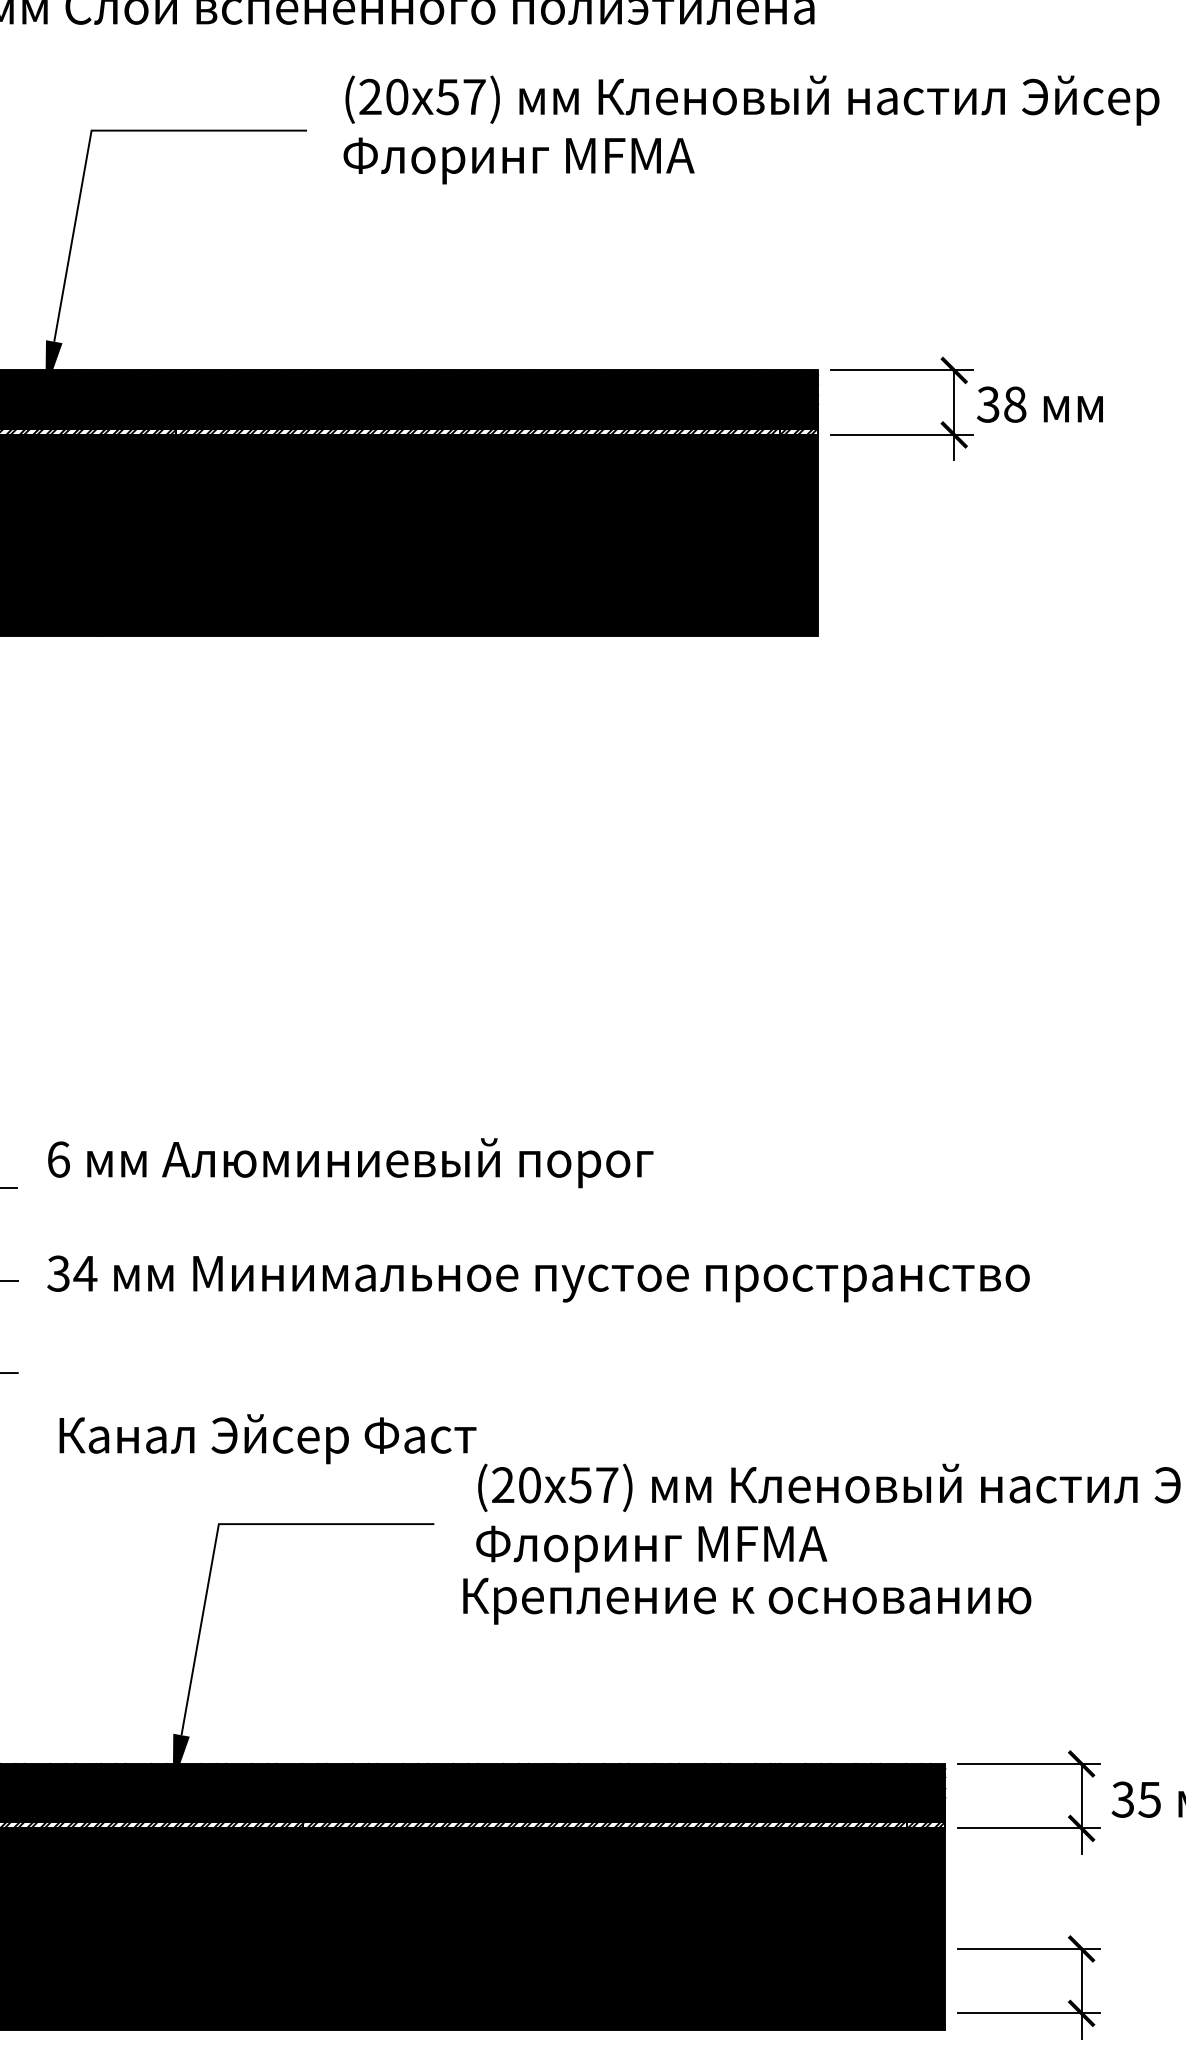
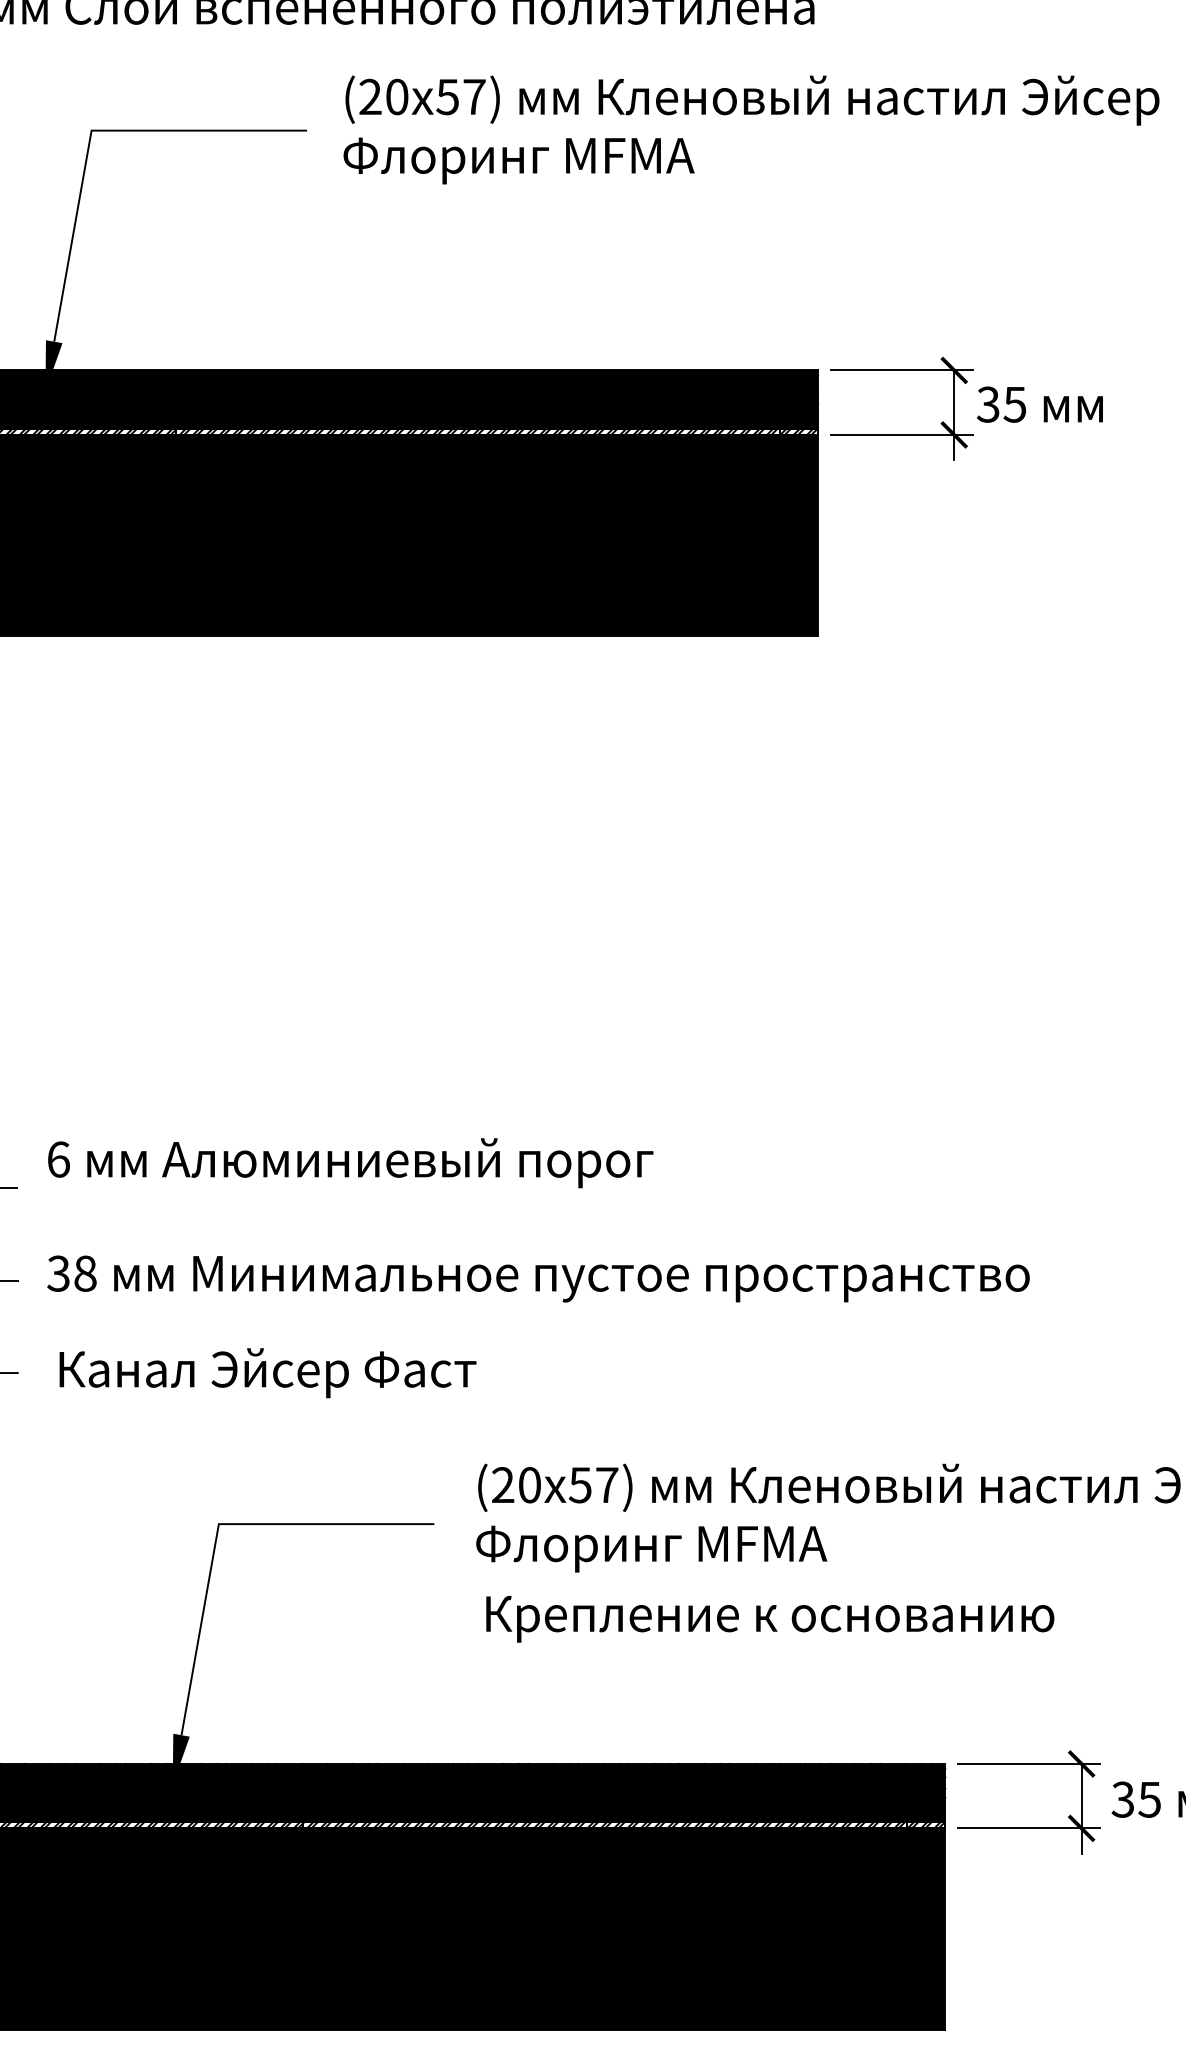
text: 38 -> 35 (1014, 404)
text: 34 -> 38 (85, 1273)
text position: (267, 1439) -> (267, 1373) (267, 1373)
text position: (747, 1601) -> (770, 1619) (770, 1619)
part: present -> none (1028, 2012)
